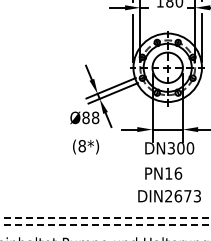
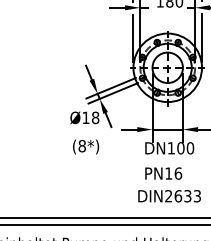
text: Ø88 -> Ø18 (85, 117)
text: DN300 -> DN100 (170, 148)
text: DIN2673 -> DIN2633 (187, 196)
line: dashed -> solid (105, 218)
line: dashed -> solid (105, 224)
